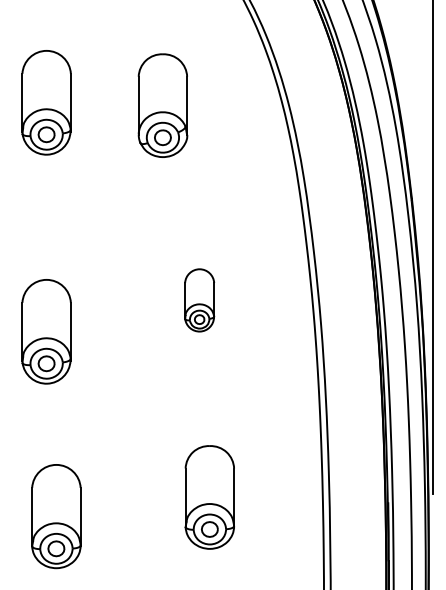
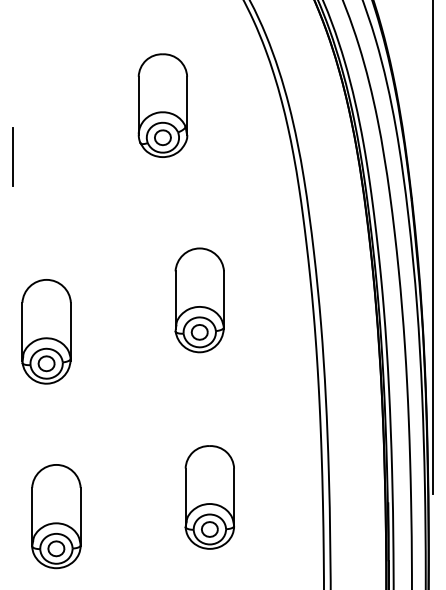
part: present -> none (46, 102)
line: none -> present (13, 157)
part size: 32x65 px -> 51x107 px (199, 300)
